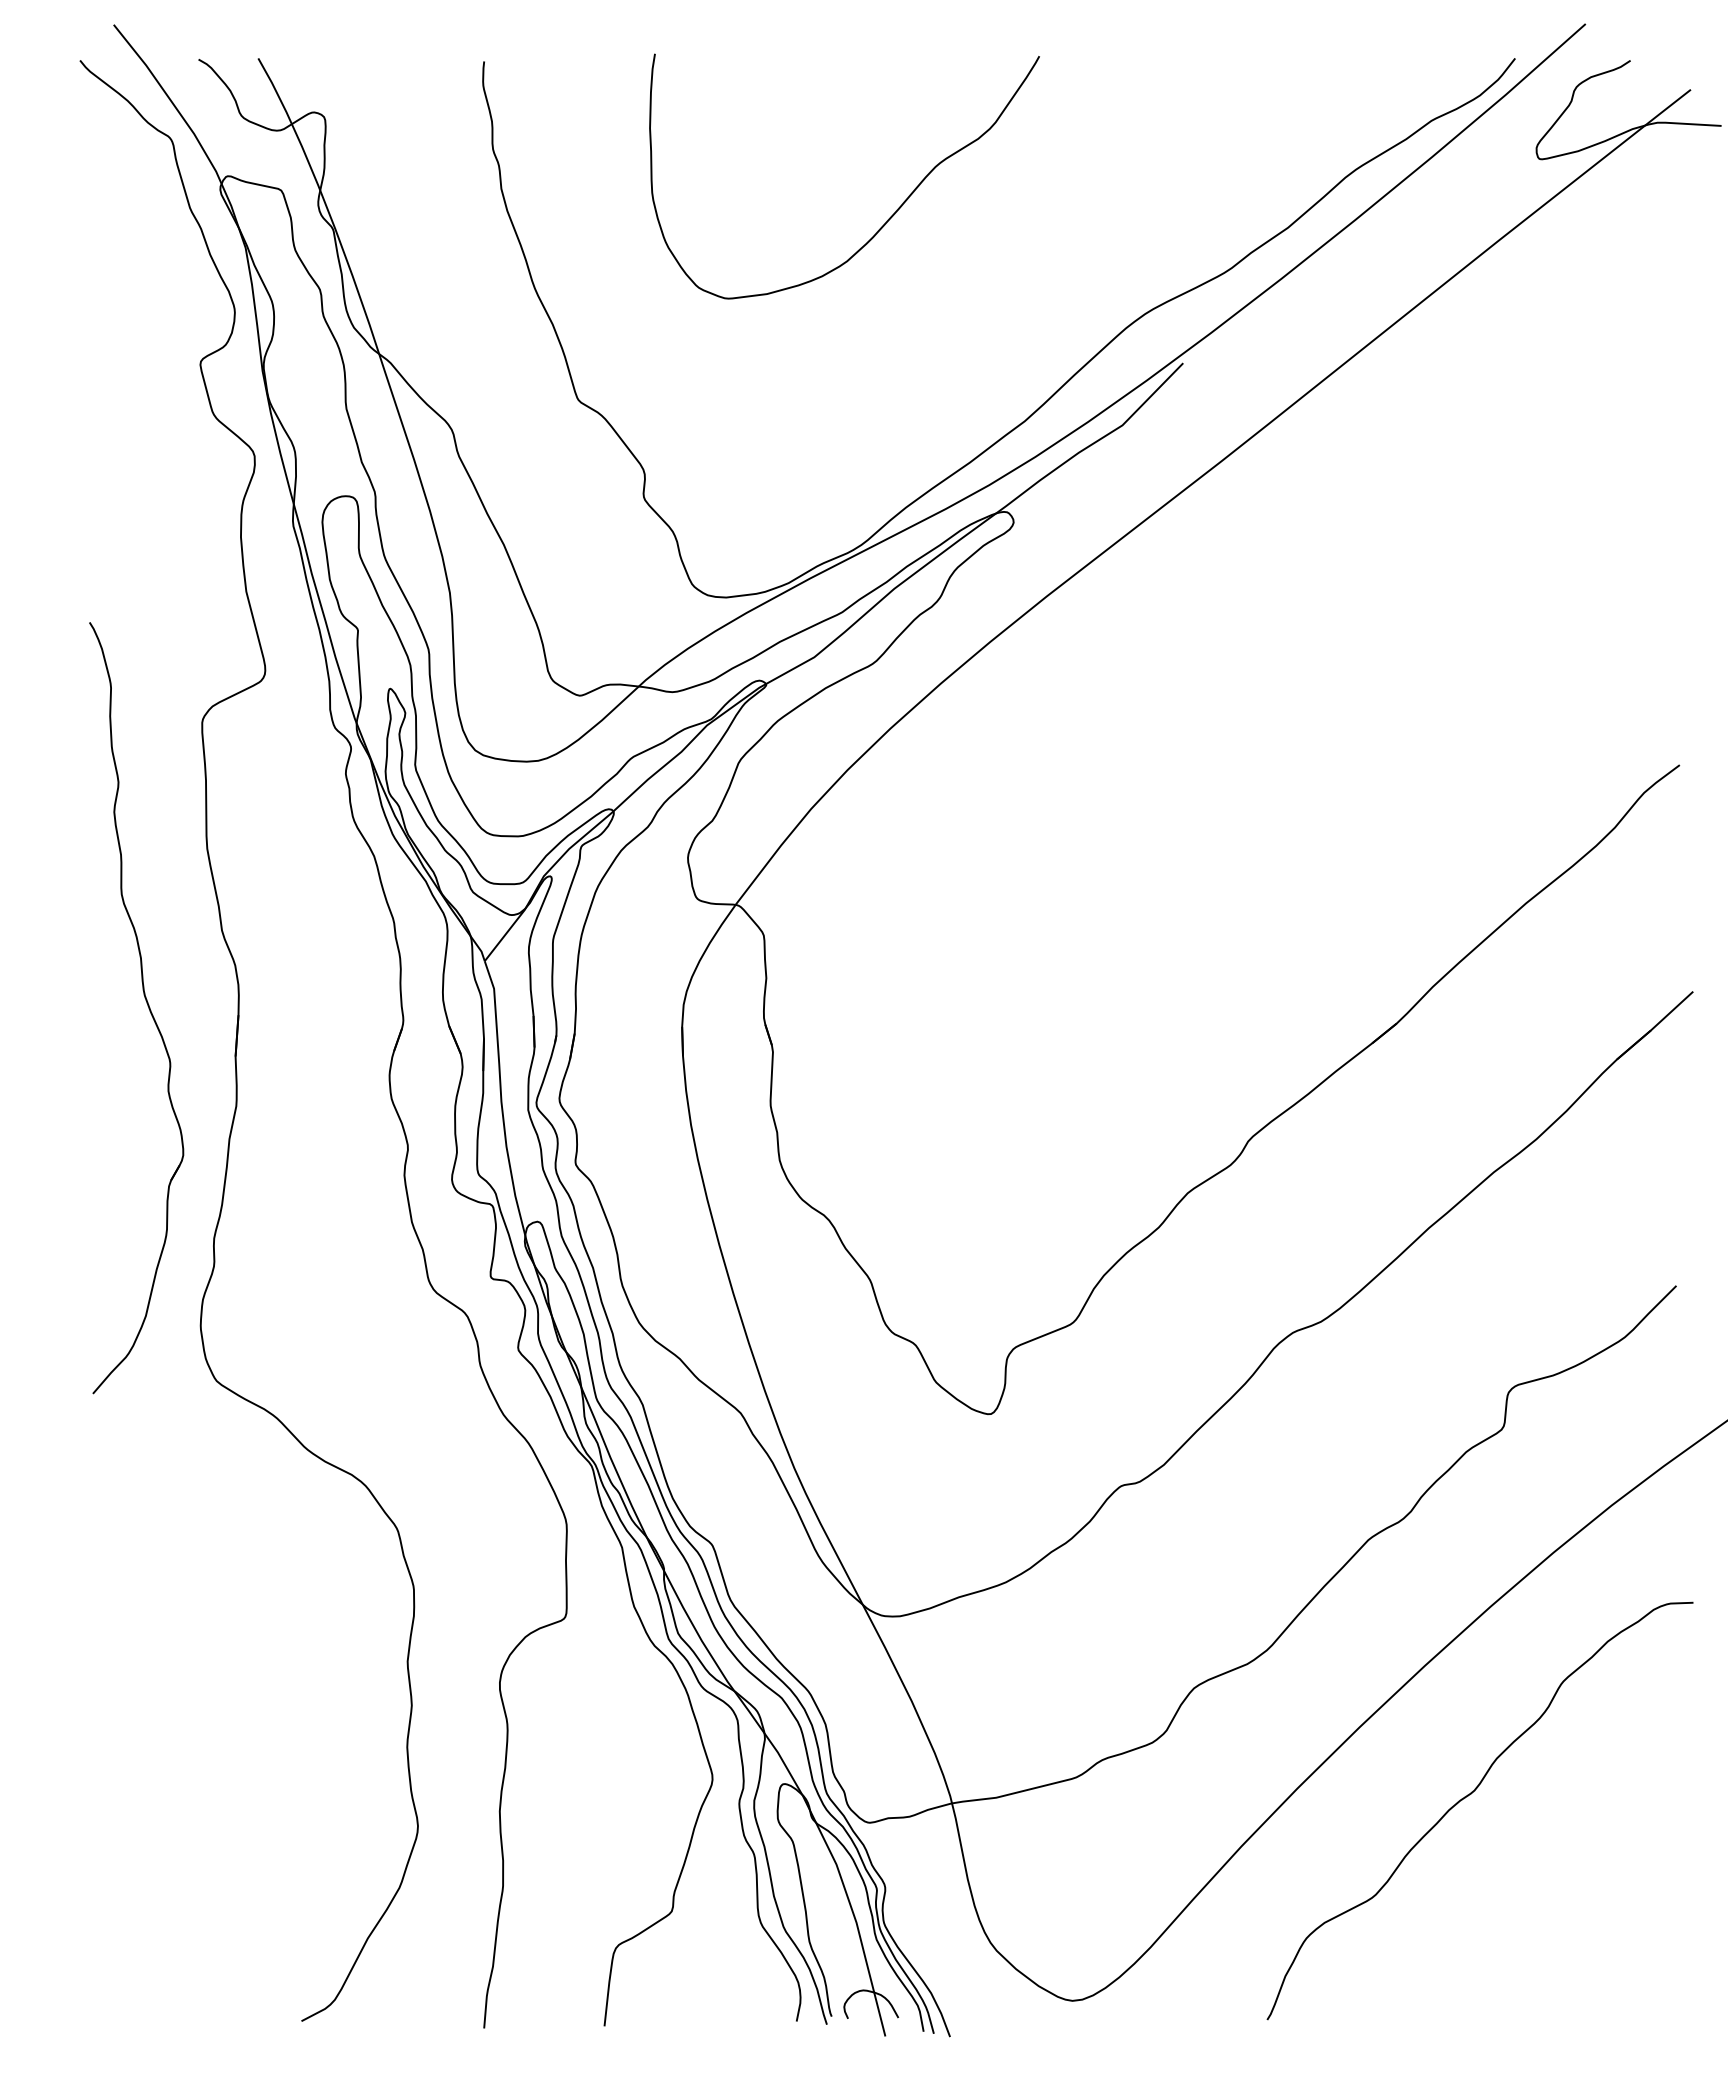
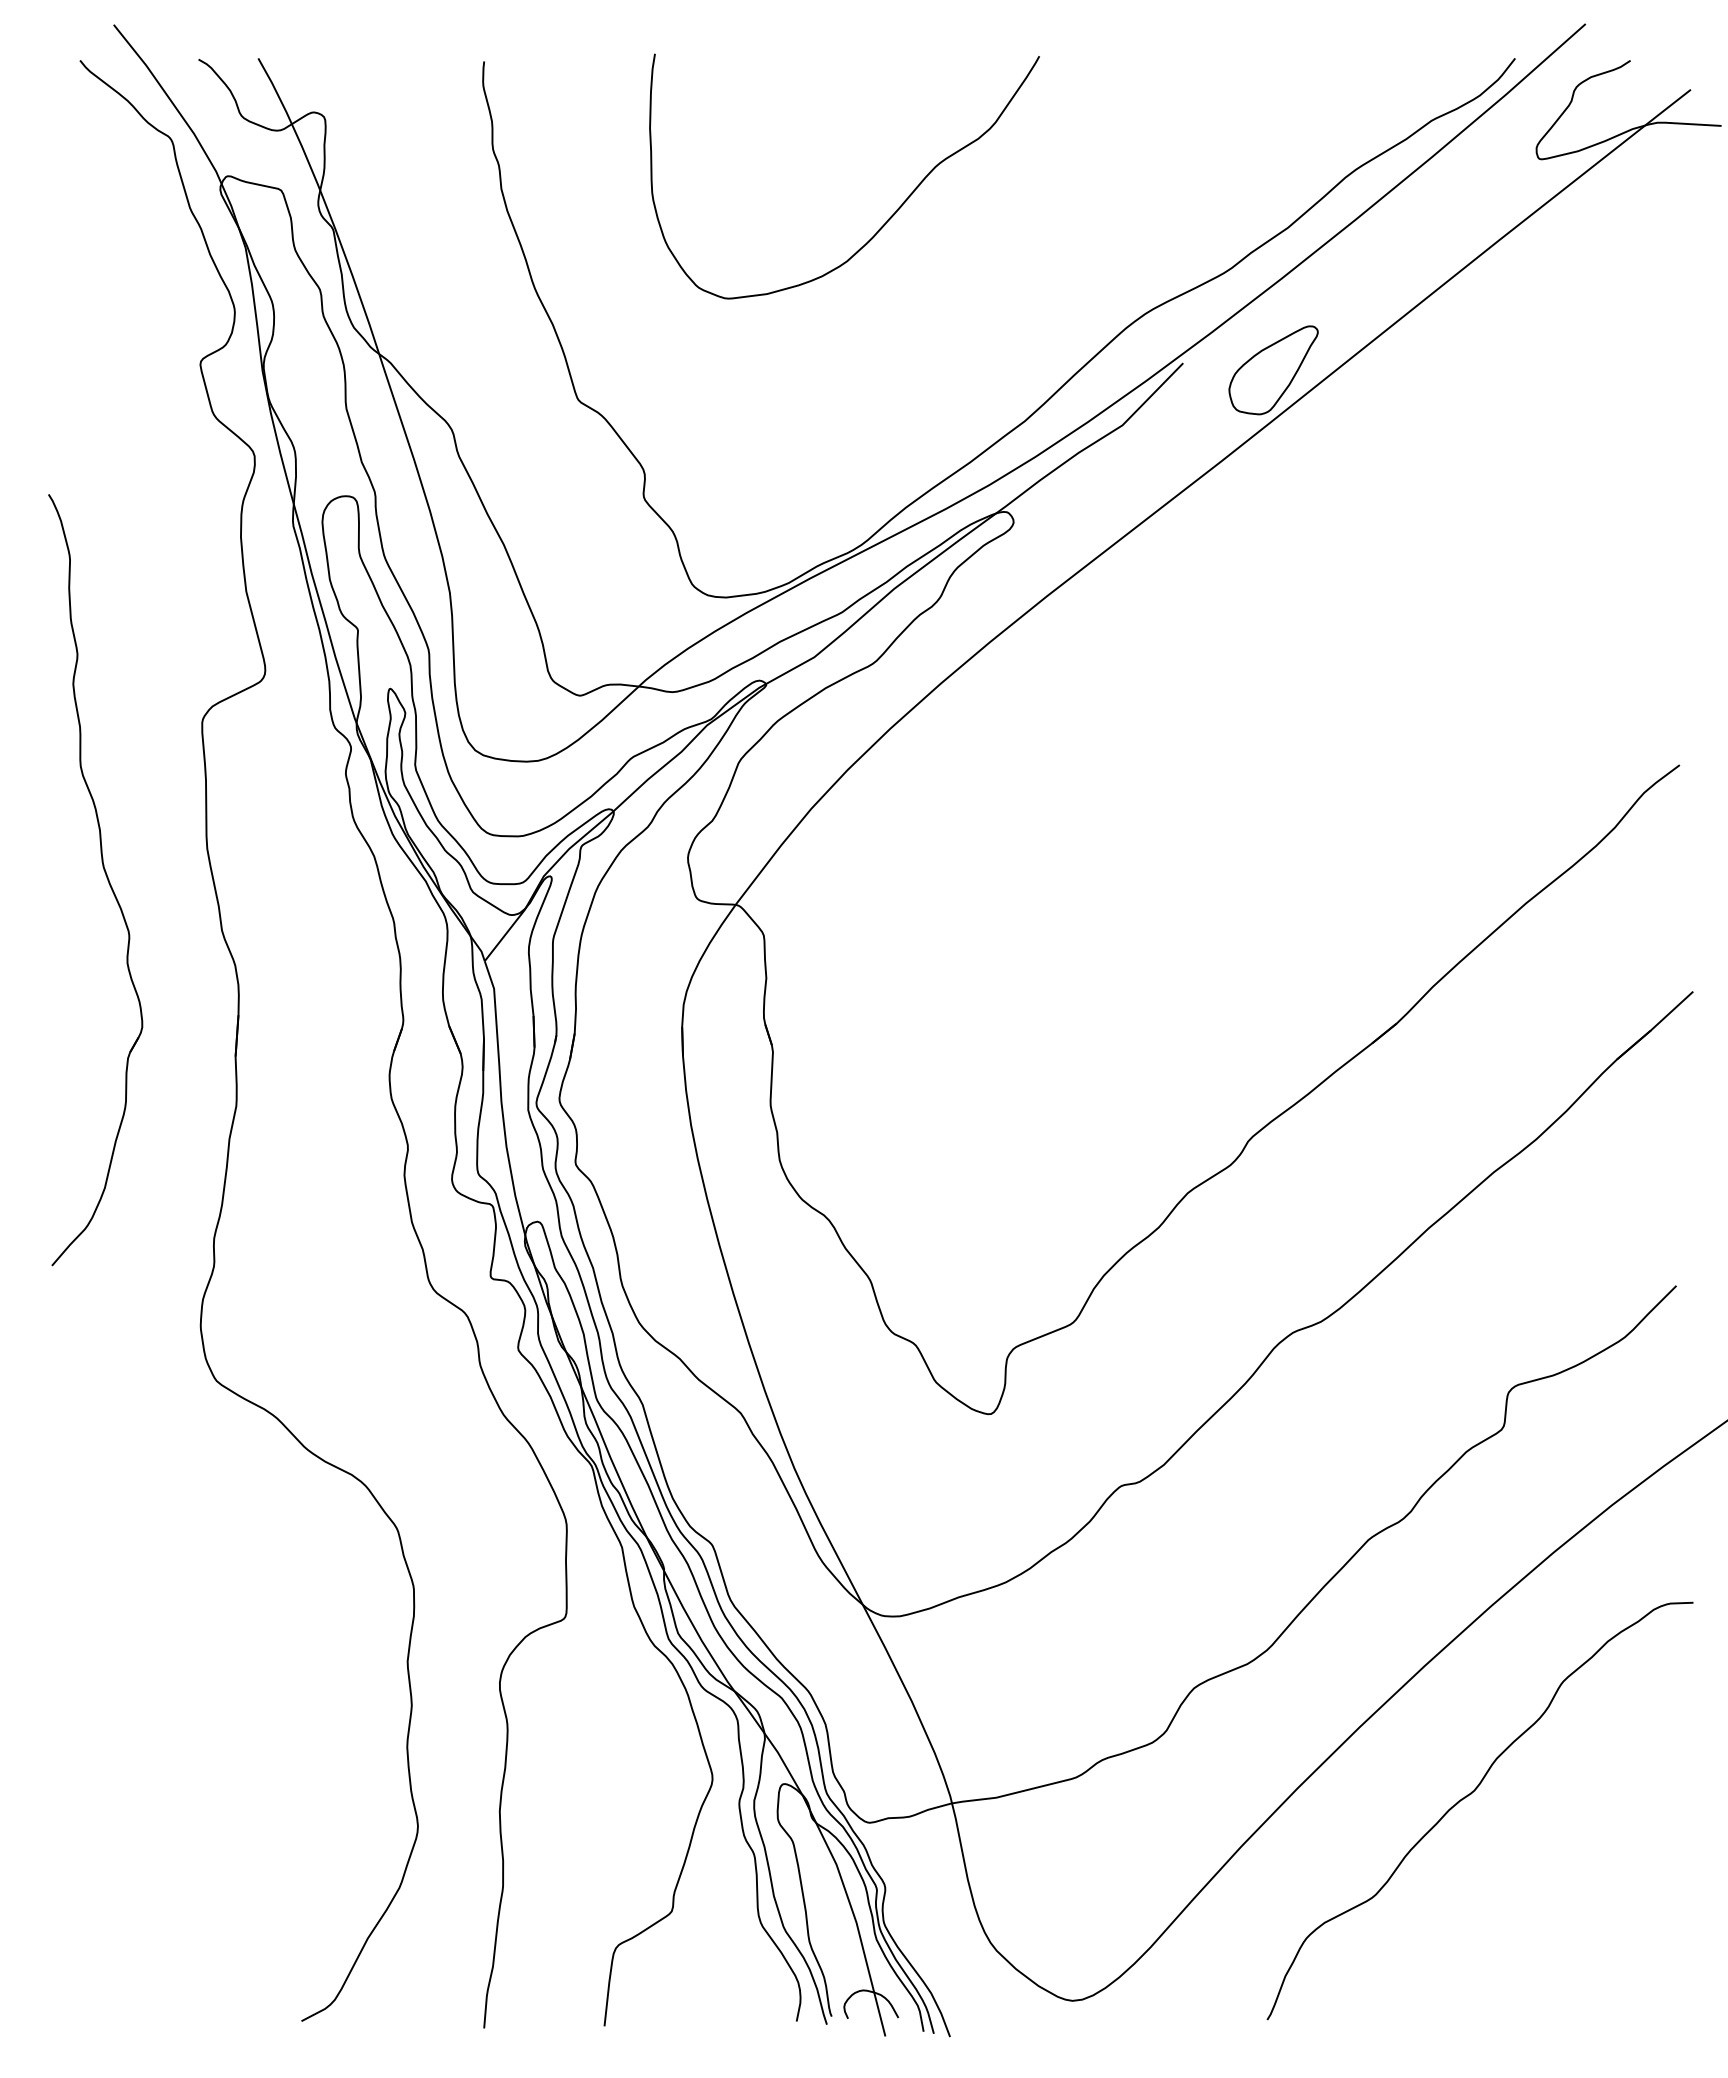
part: none -> present (1273, 370)
part position: (146, 1003) -> (105, 875) (105, 875)
